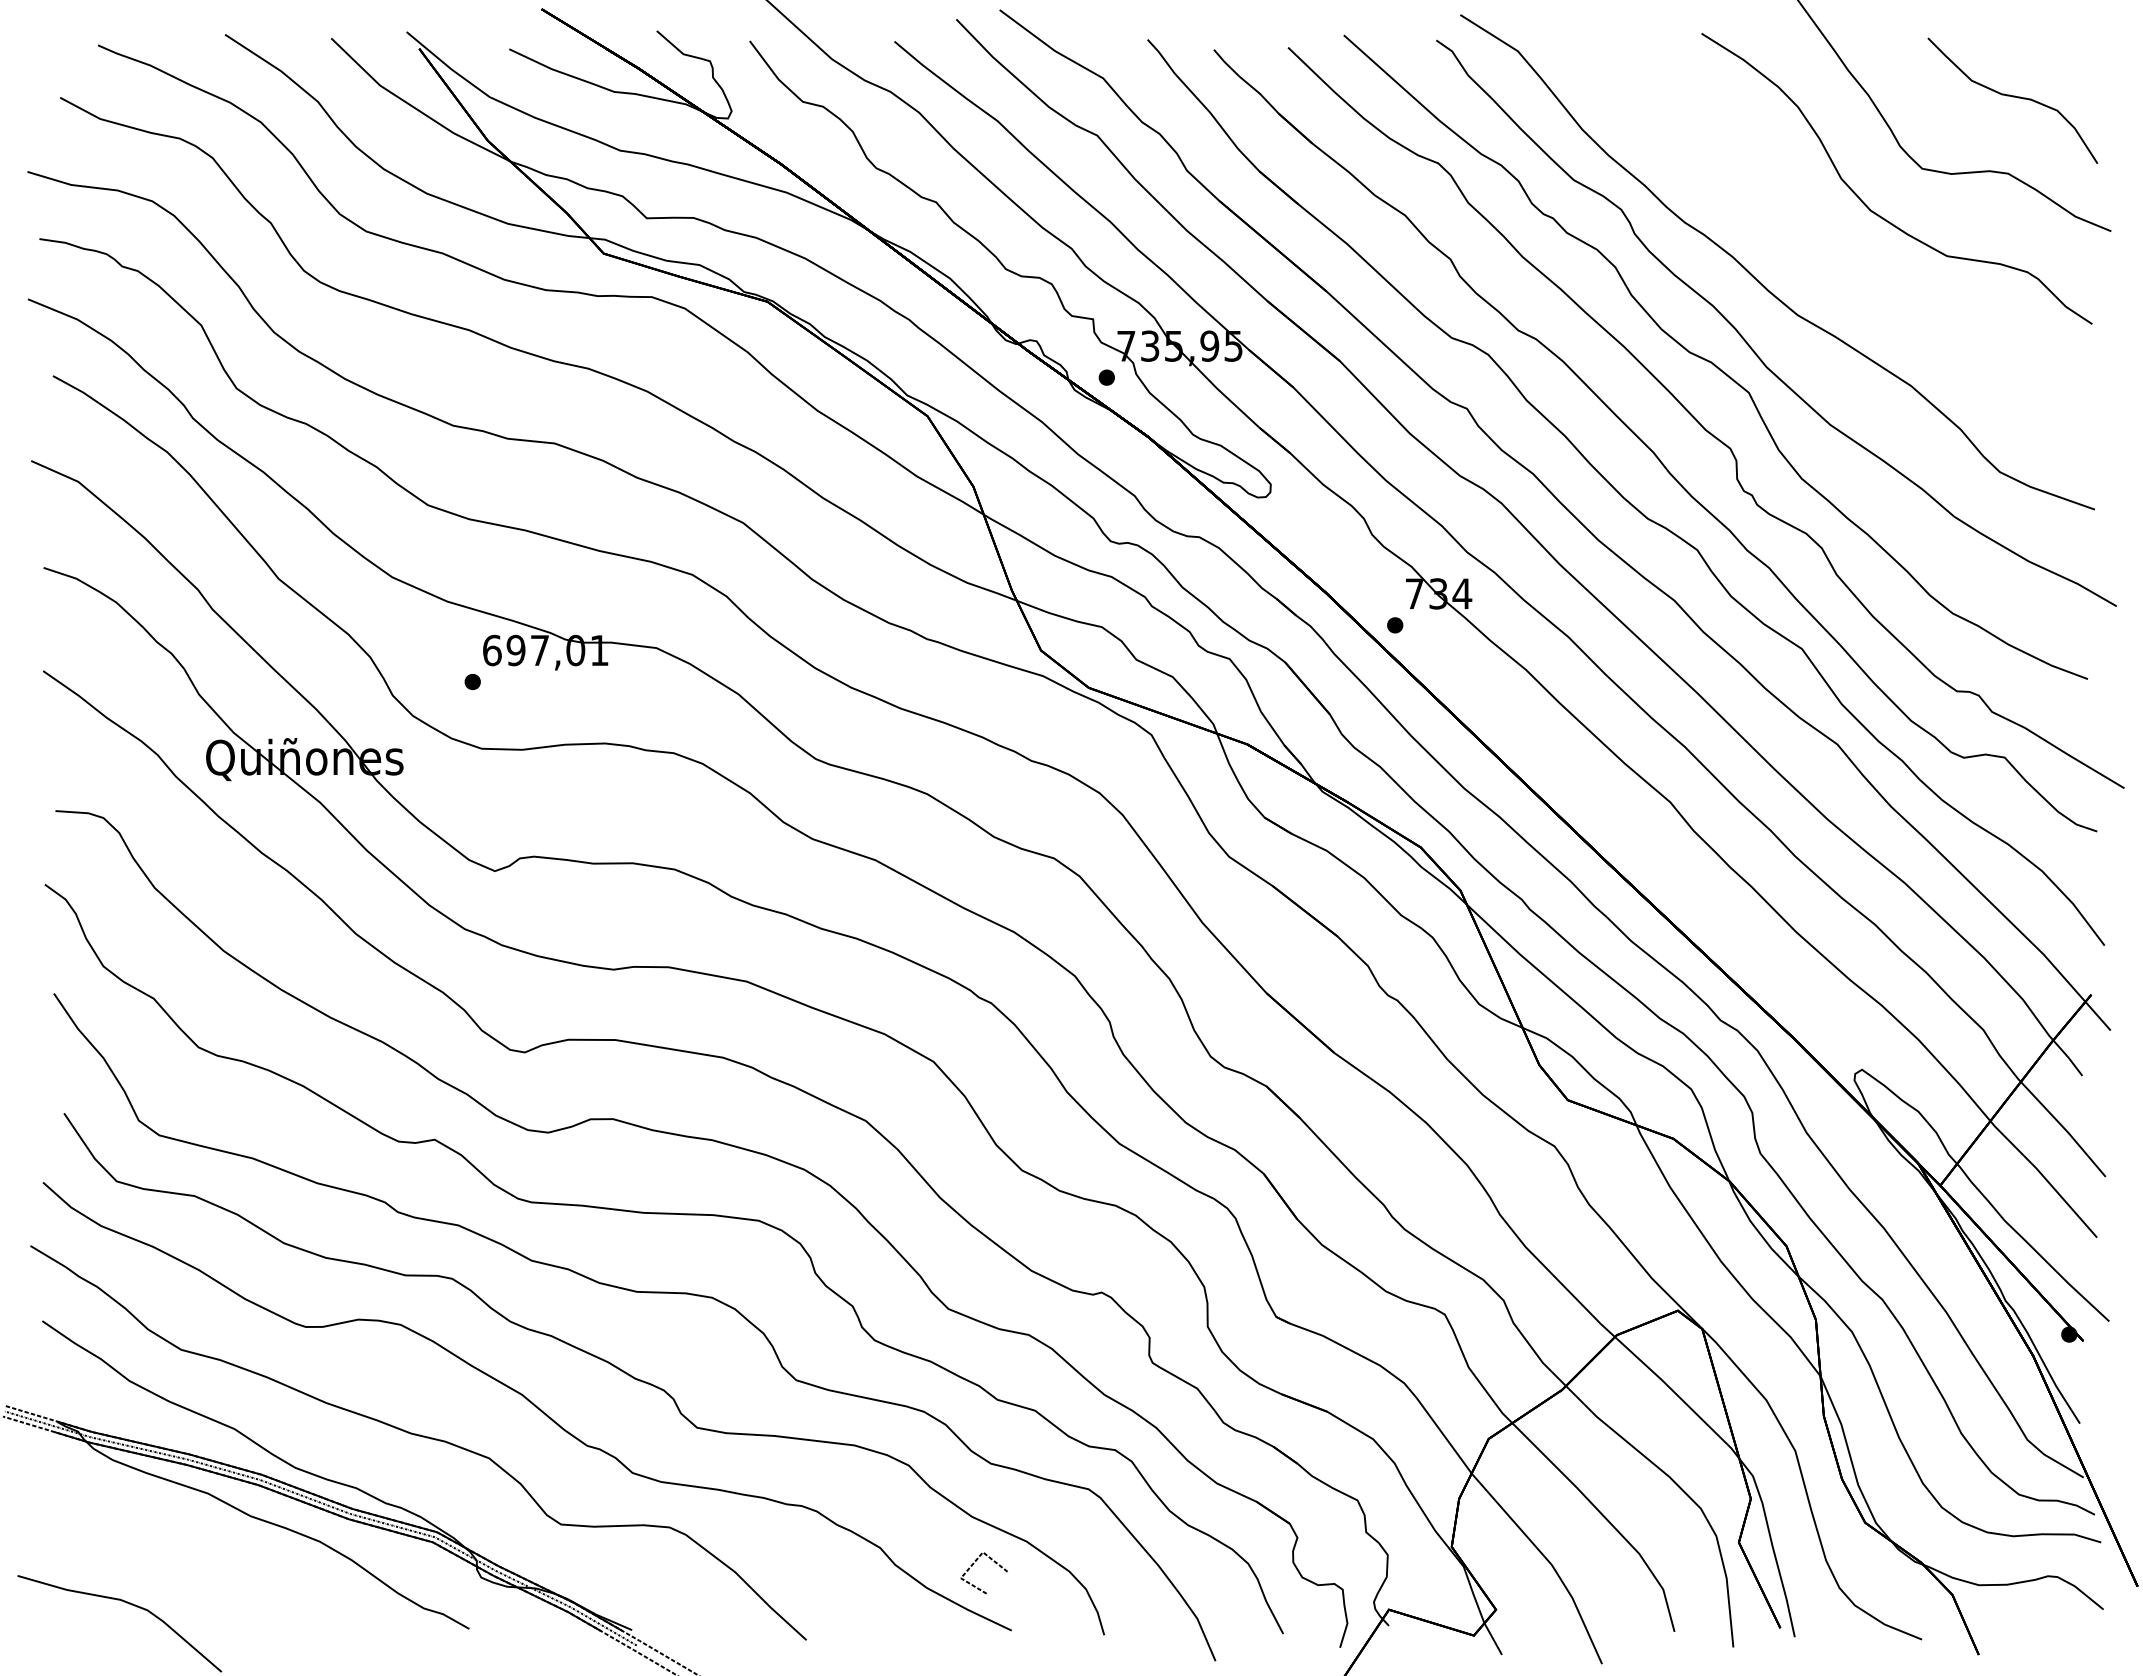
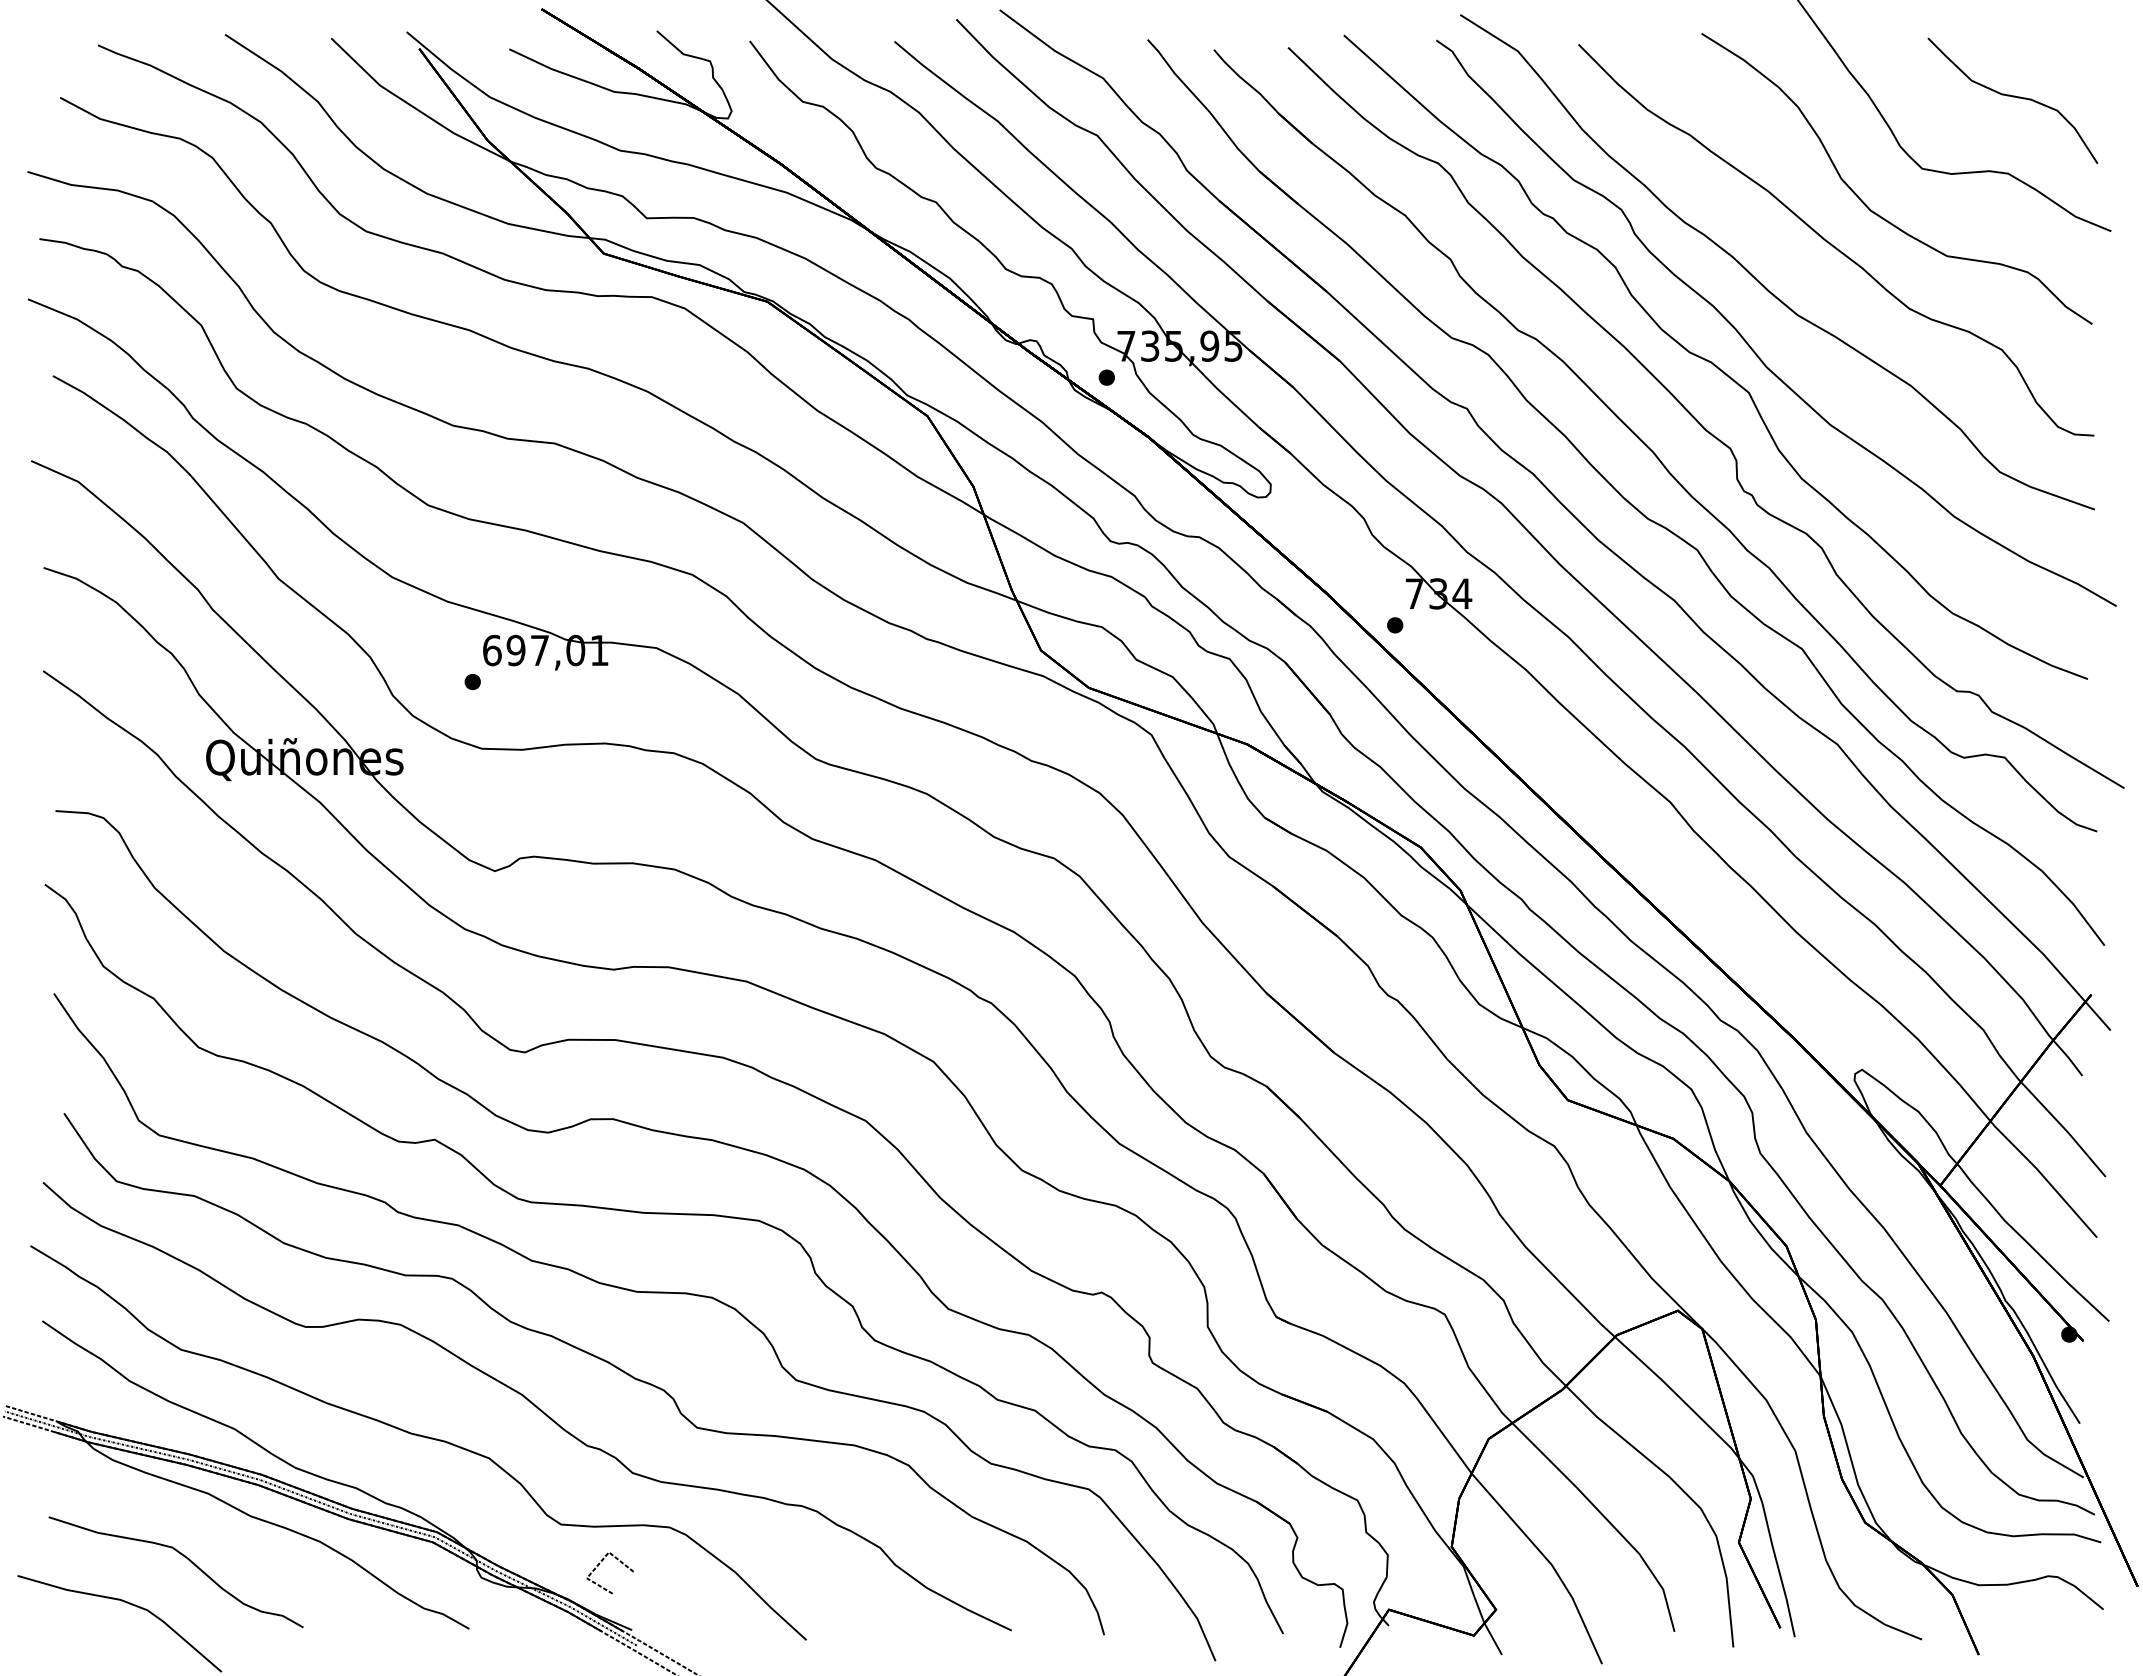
curve: none -> present (1834, 245)
part: none -> present (184, 1557)
line position: (973, 1565) -> (599, 1565) (599, 1565)
